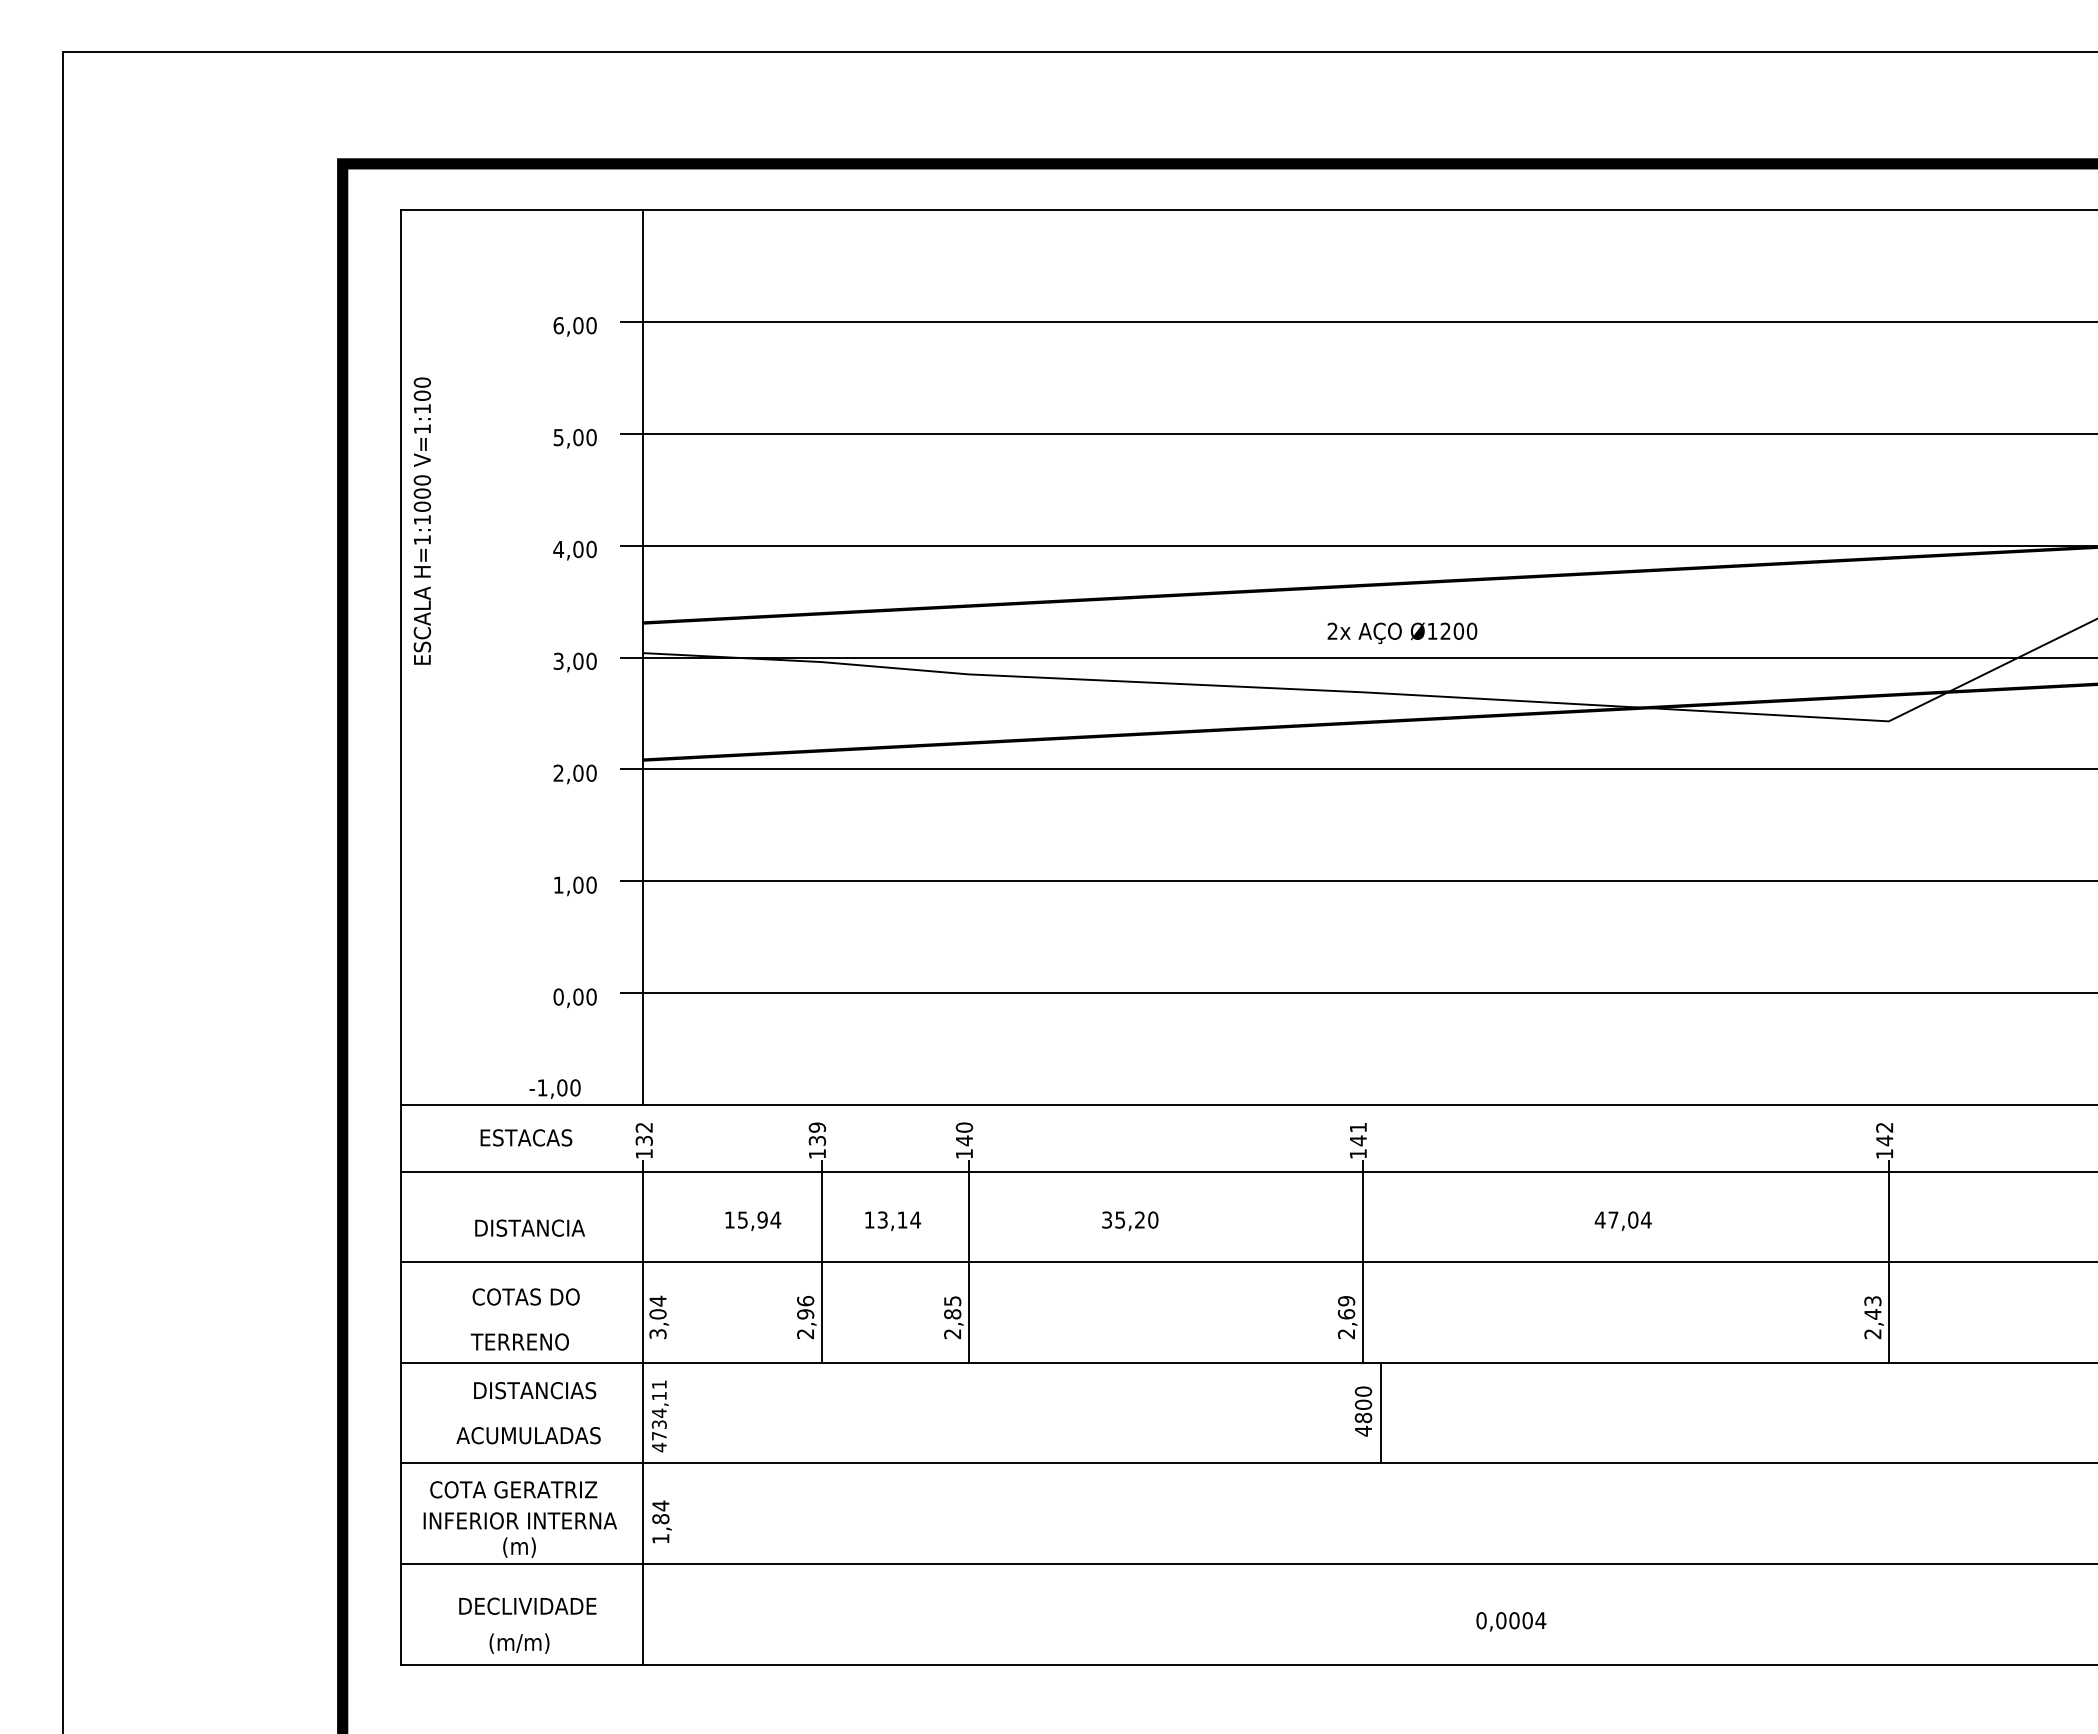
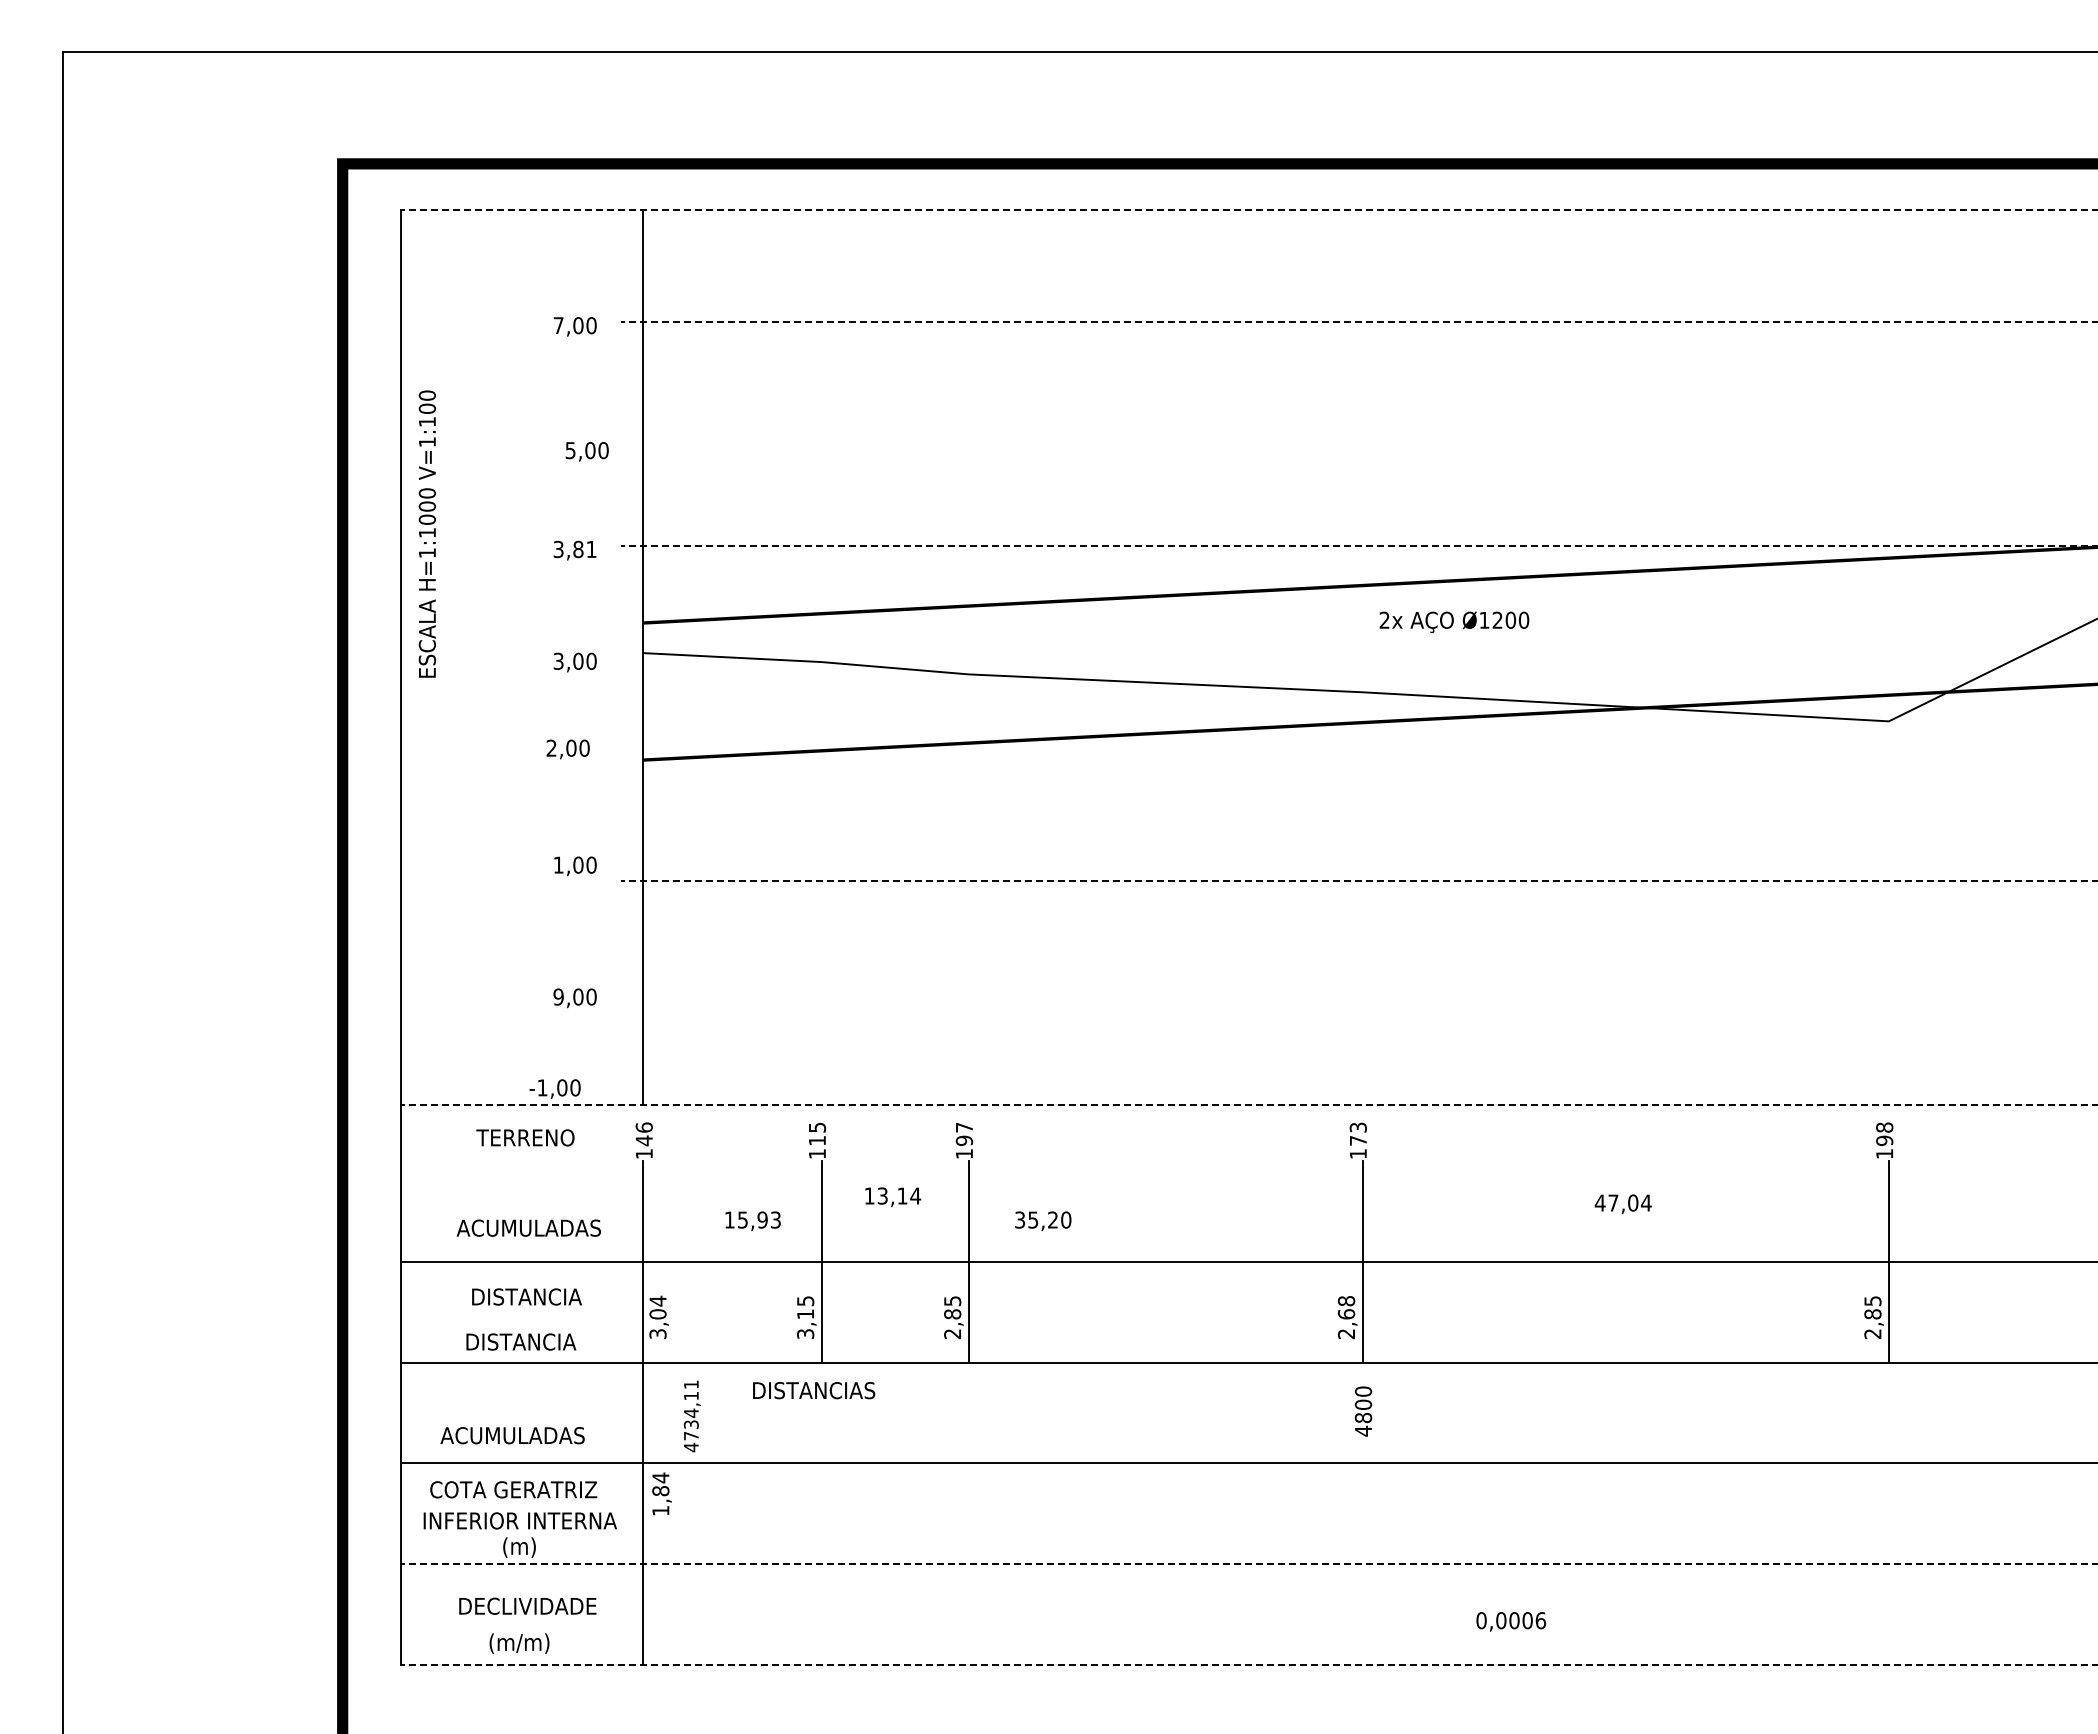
line: solid -> dashed (1248, 209)
line: solid -> dashed (1358, 321)
text: 6,00 -> 7,00 (558, 325)
line: present -> none (1357, 433)
text position: (574, 438) -> (586, 451) (586, 451)
text position: (421, 520) -> (426, 533) (426, 533)
line: solid -> dashed (1358, 545)
text: 4,00 -> 3,81 (574, 549)
text position: (1402, 632) -> (1454, 621) (1454, 621)
line: present -> none (1357, 657)
line: present -> none (1357, 769)
text position: (574, 774) -> (567, 749) (567, 749)
line: solid -> dashed (1358, 881)
text position: (575, 886) -> (575, 866) (575, 866)
line: present -> none (1357, 993)
text: 0,00 -> 9,00 (558, 996)
line: solid -> dashed (1248, 1105)
text: 139 -> 115 (817, 1133)
text: 132 -> 146 (643, 1134)
text: 140 -> 197 (964, 1134)
text: 141 -> 173 (1357, 1134)
text: 142 -> 198 (1884, 1134)
text: ESTACAS -> TERRENO (525, 1137)
line: present -> none (1247, 1172)
text: 15,94 -> 15,93 (775, 1219)
text position: (893, 1221) -> (893, 1197) (893, 1197)
text position: (1130, 1221) -> (1043, 1221) (1043, 1221)
text position: (1622, 1221) -> (1622, 1204) (1622, 1204)
text: DISTANCIA -> ACUMULADAS (528, 1227)
text: COTAS DO -> DISTANCIA (526, 1296)
text: 2,69 -> 2,68 (1346, 1301)
text: 2,43 -> 2,85 (1872, 1307)
text: 2,96 -> 3,15 (805, 1317)
text: TERRENO -> DISTANCIA (521, 1341)
text position: (535, 1390) -> (814, 1390) (814, 1390)
line: present -> none (1380, 1412)
text position: (659, 1416) -> (691, 1416) (691, 1416)
text position: (528, 1435) -> (512, 1435) (512, 1435)
text position: (661, 1521) -> (661, 1493) (661, 1493)
line: solid -> dashed (1248, 1563)
text: 0,0004 -> 0,0006 (1540, 1620)
line: solid -> dashed (1248, 1664)
